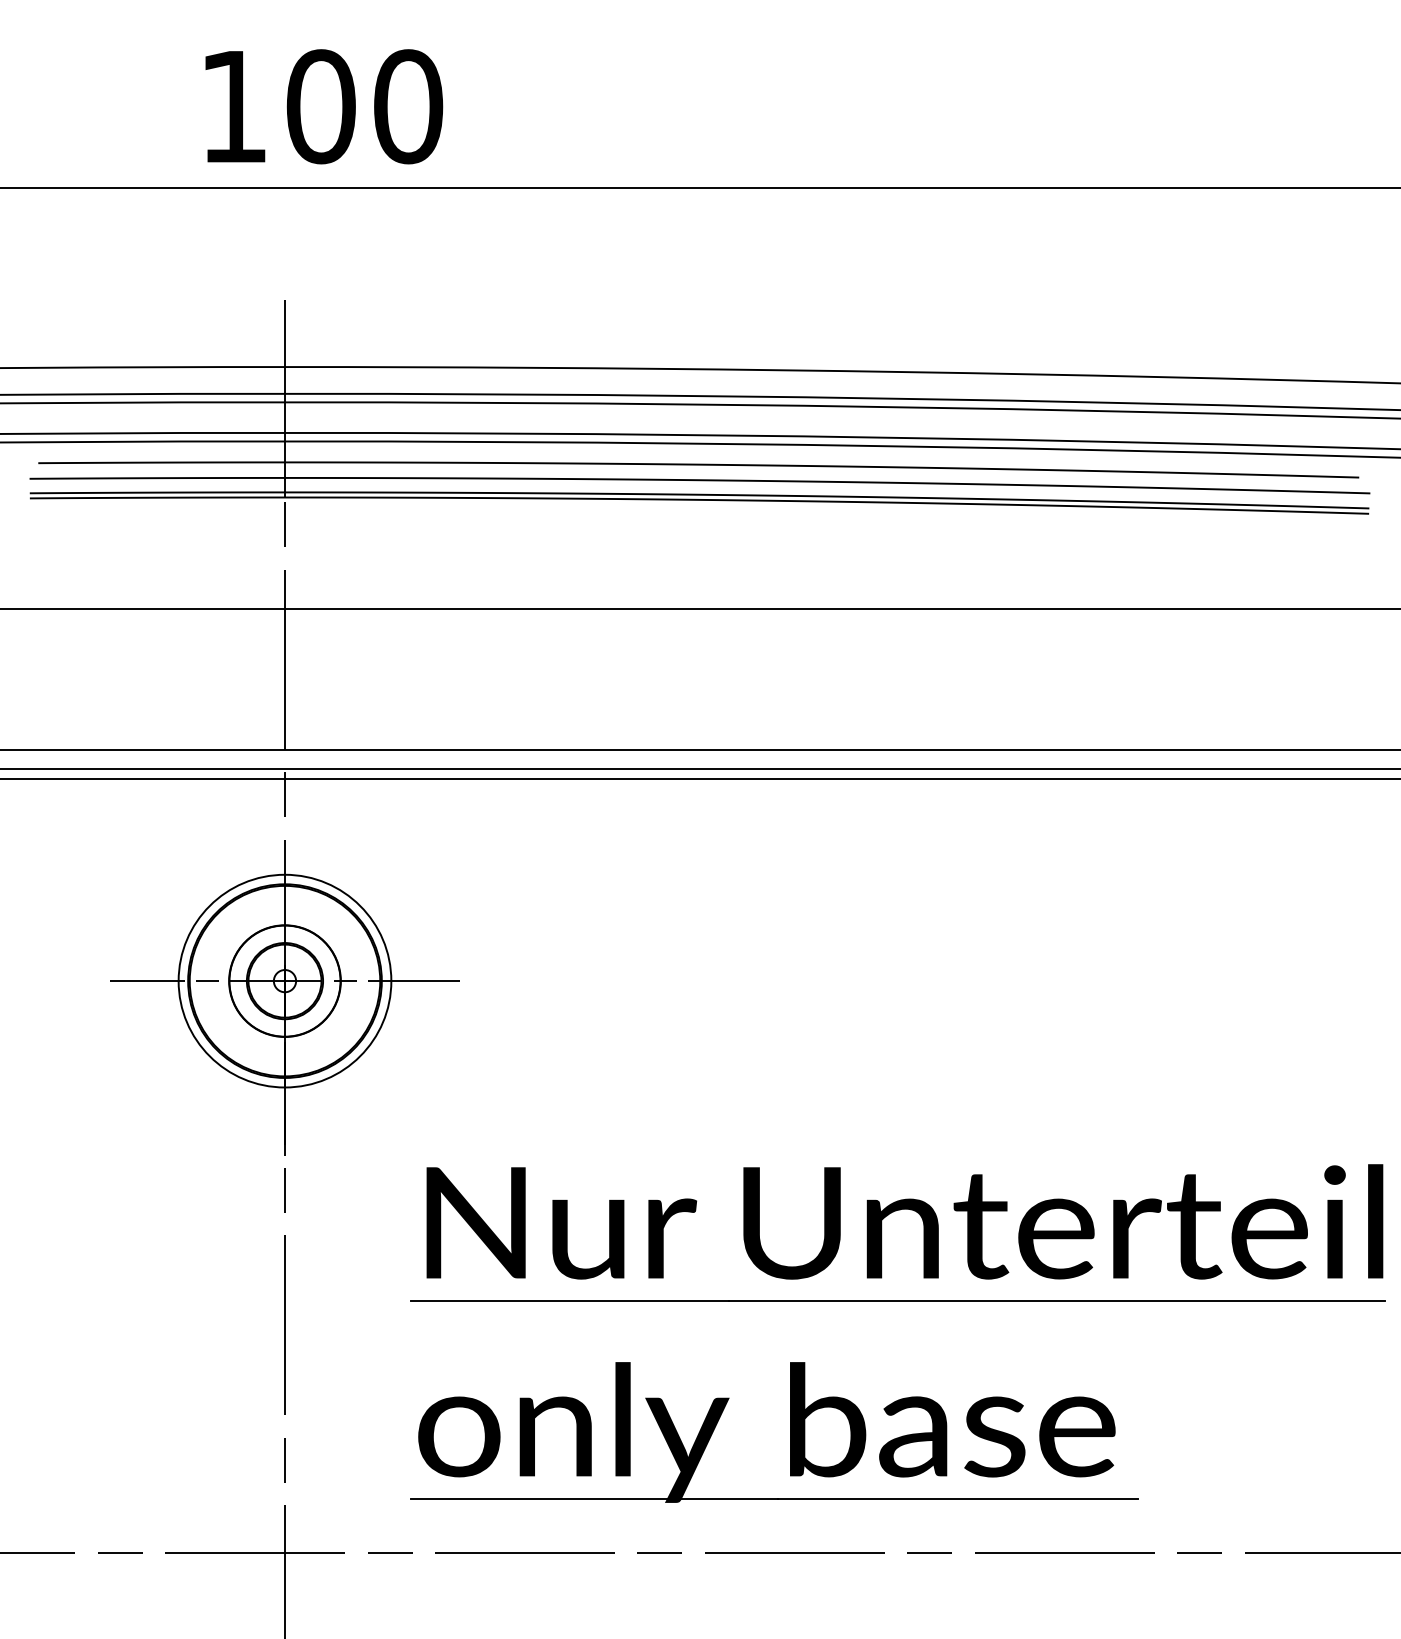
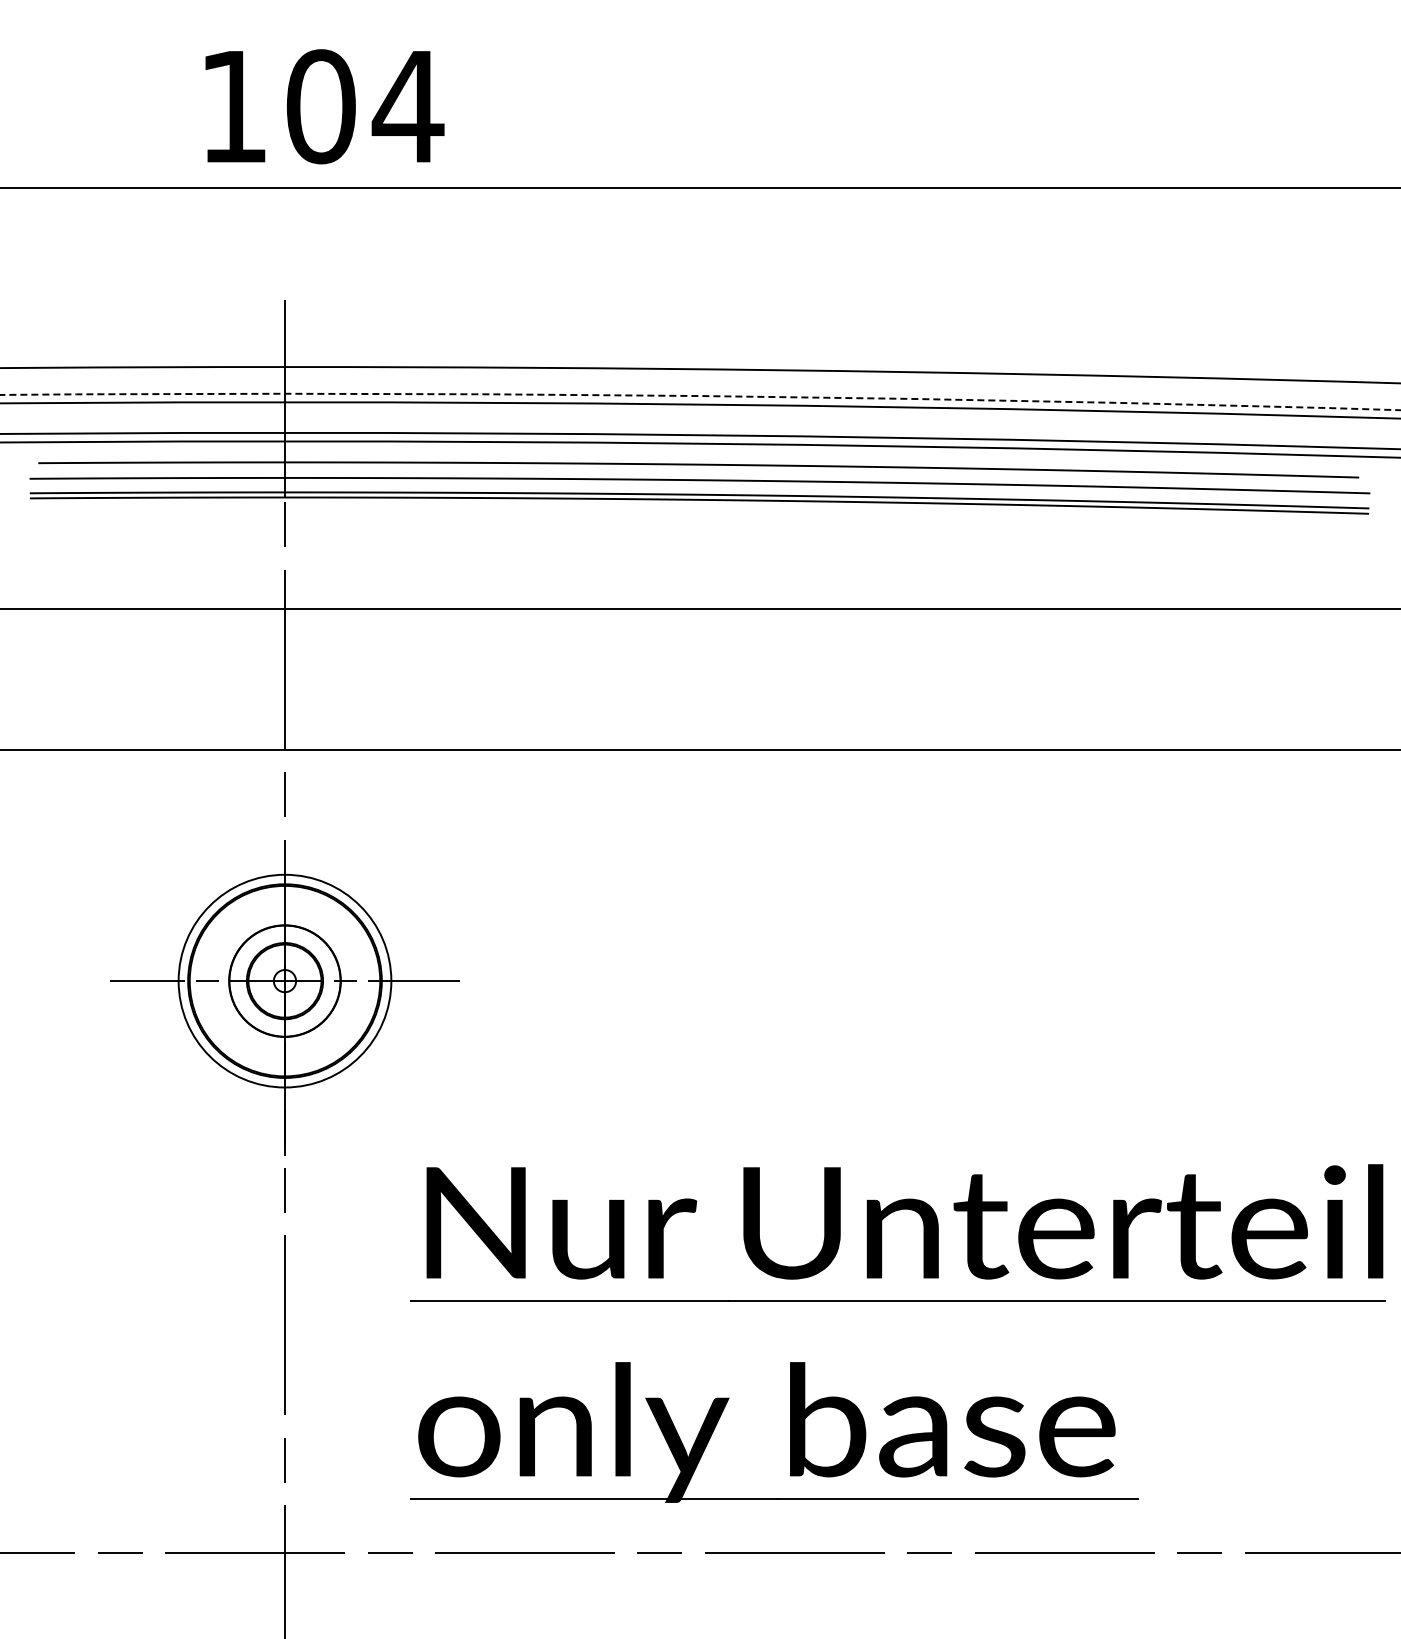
text: 100 -> 104 (407, 106)
arc: solid -> dashed (700, 396)
line: present -> none (699, 769)
line: present -> none (699, 778)
